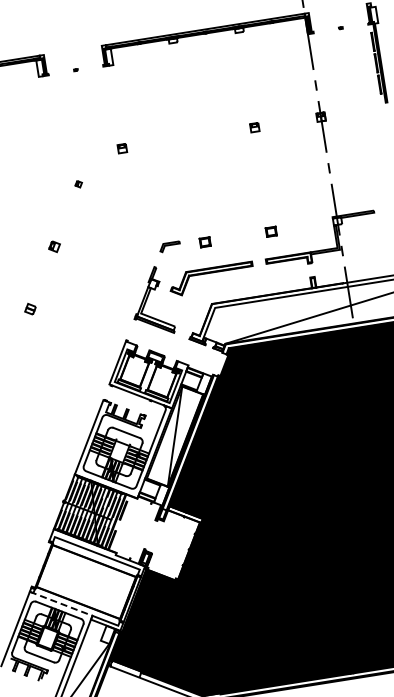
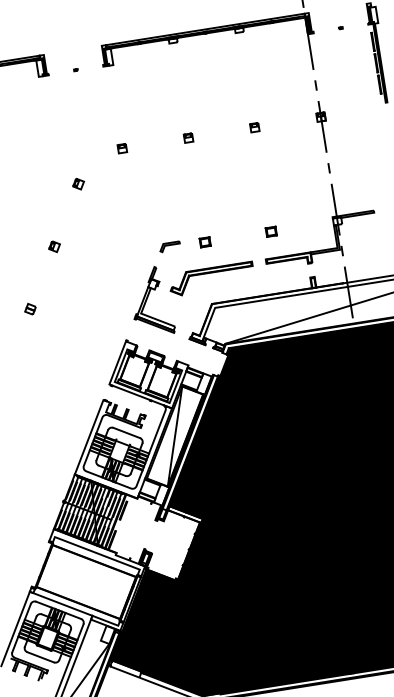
part: none -> present (188, 137)
part size: 9x9 px -> 14x13 px (78, 184)
line: dashed -> solid (61, 603)
